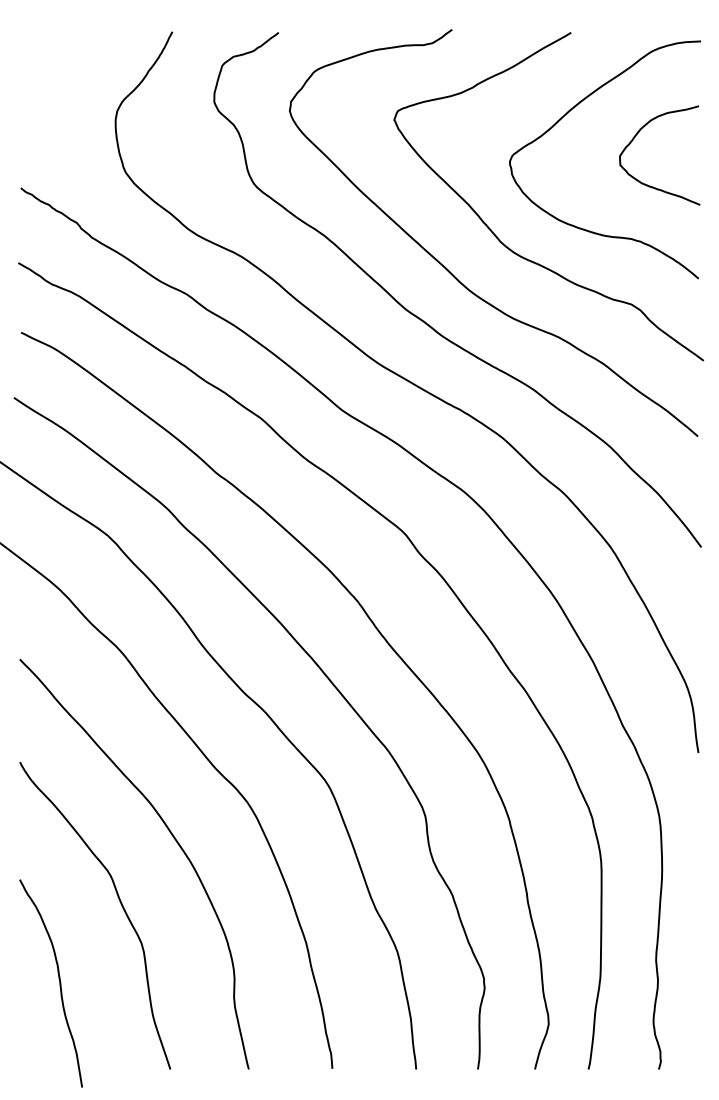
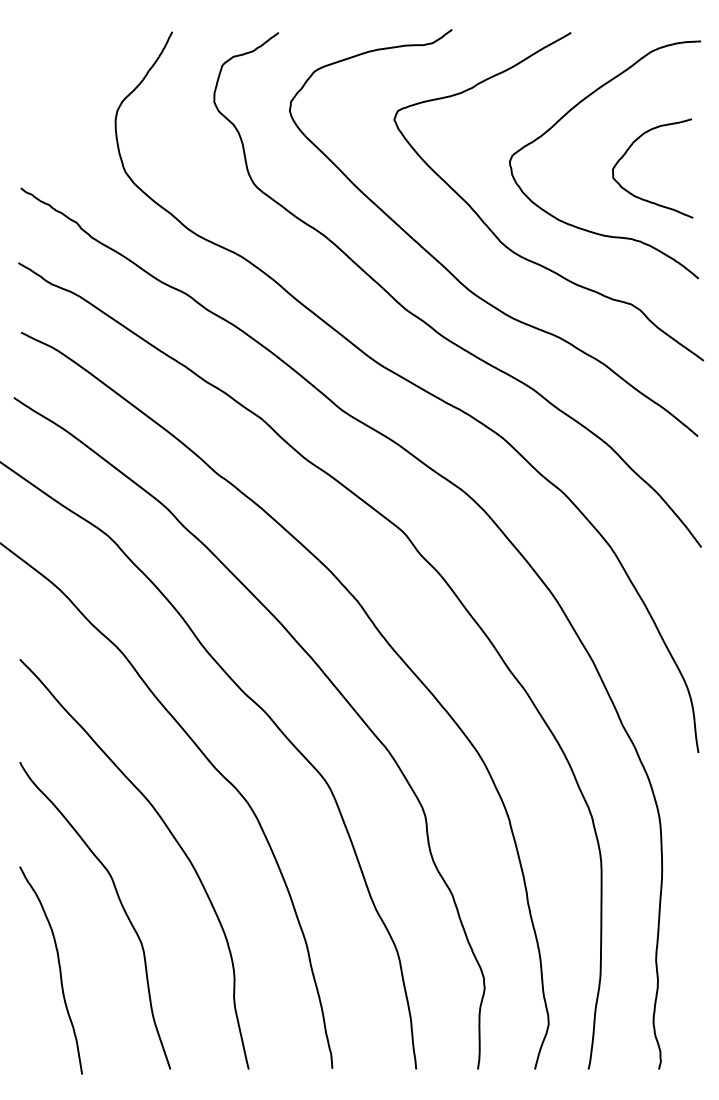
curve position: (636, 136) -> (629, 149) (629, 149)
curve position: (58, 979) -> (58, 966) (58, 966)
